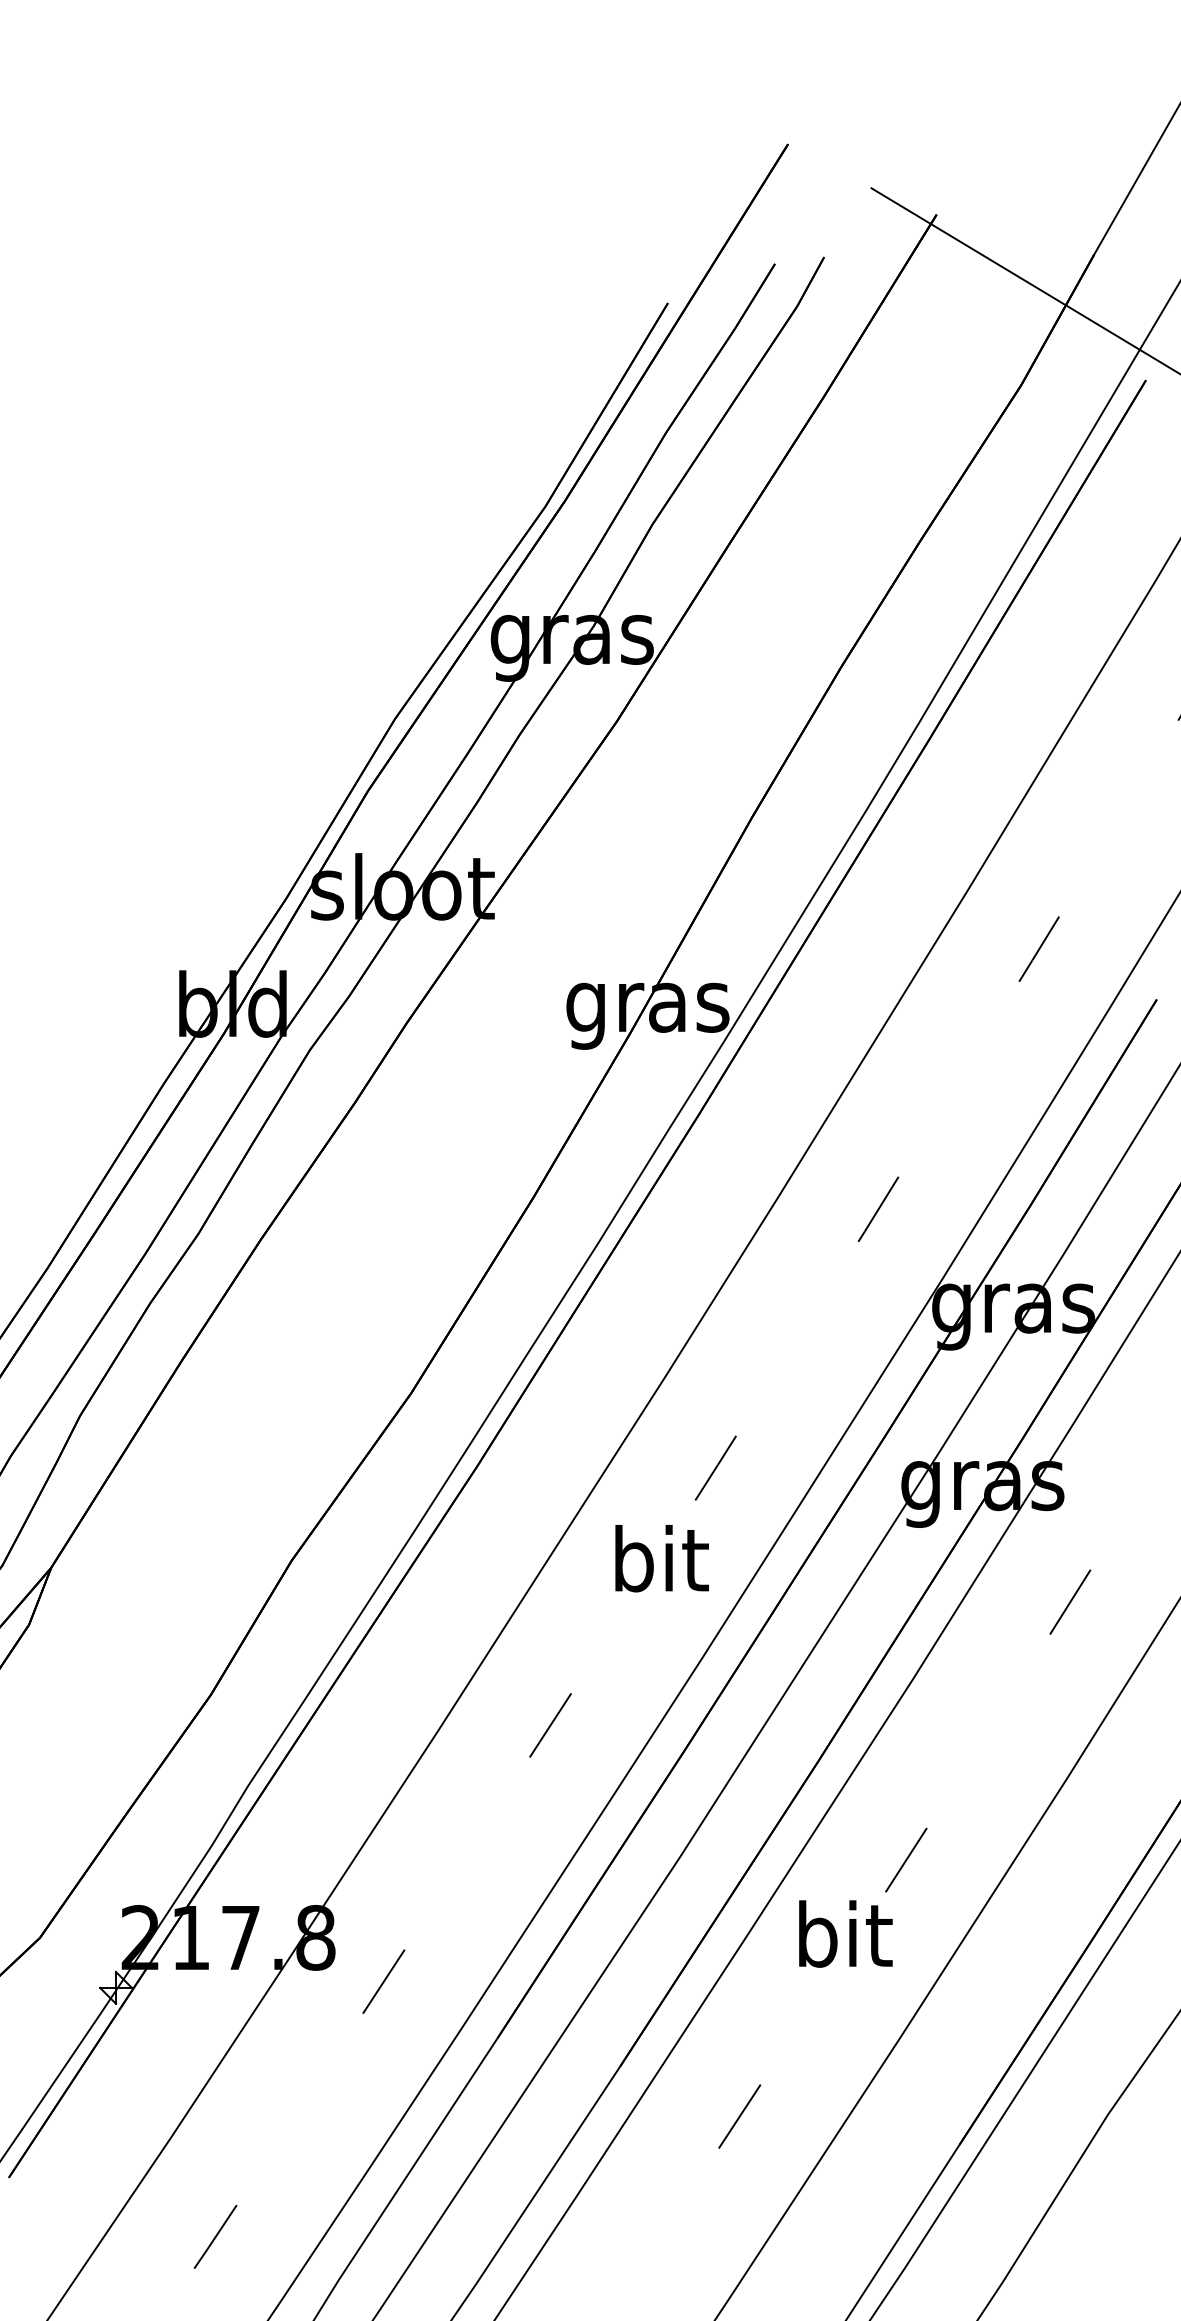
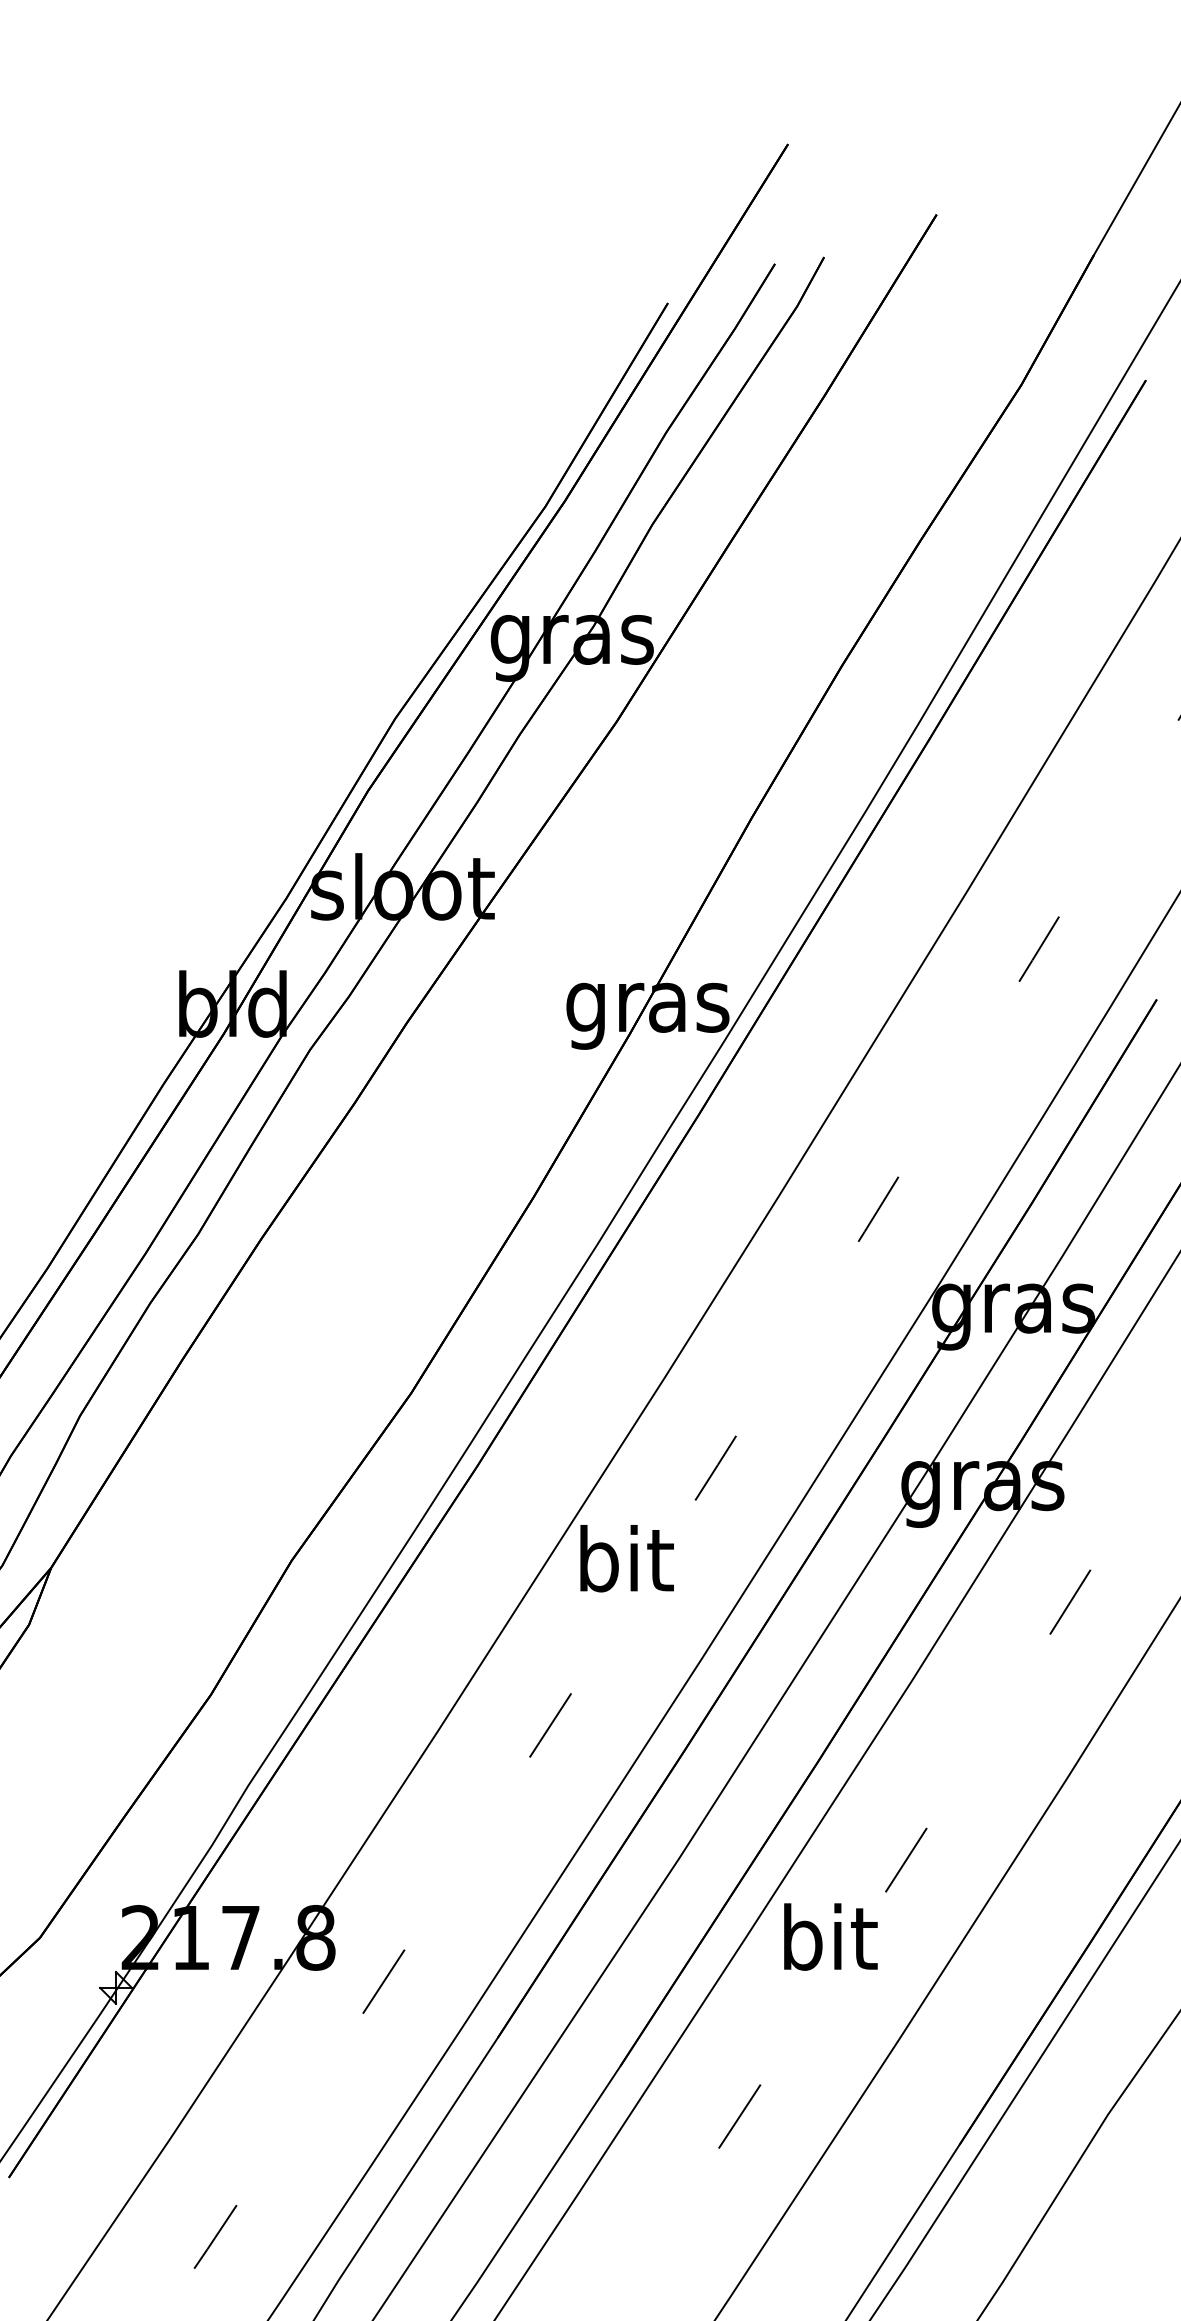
line: present -> none (1024, 280)
text position: (661, 1558) -> (626, 1558) (626, 1558)
text position: (845, 1933) -> (830, 1936) (830, 1936)
